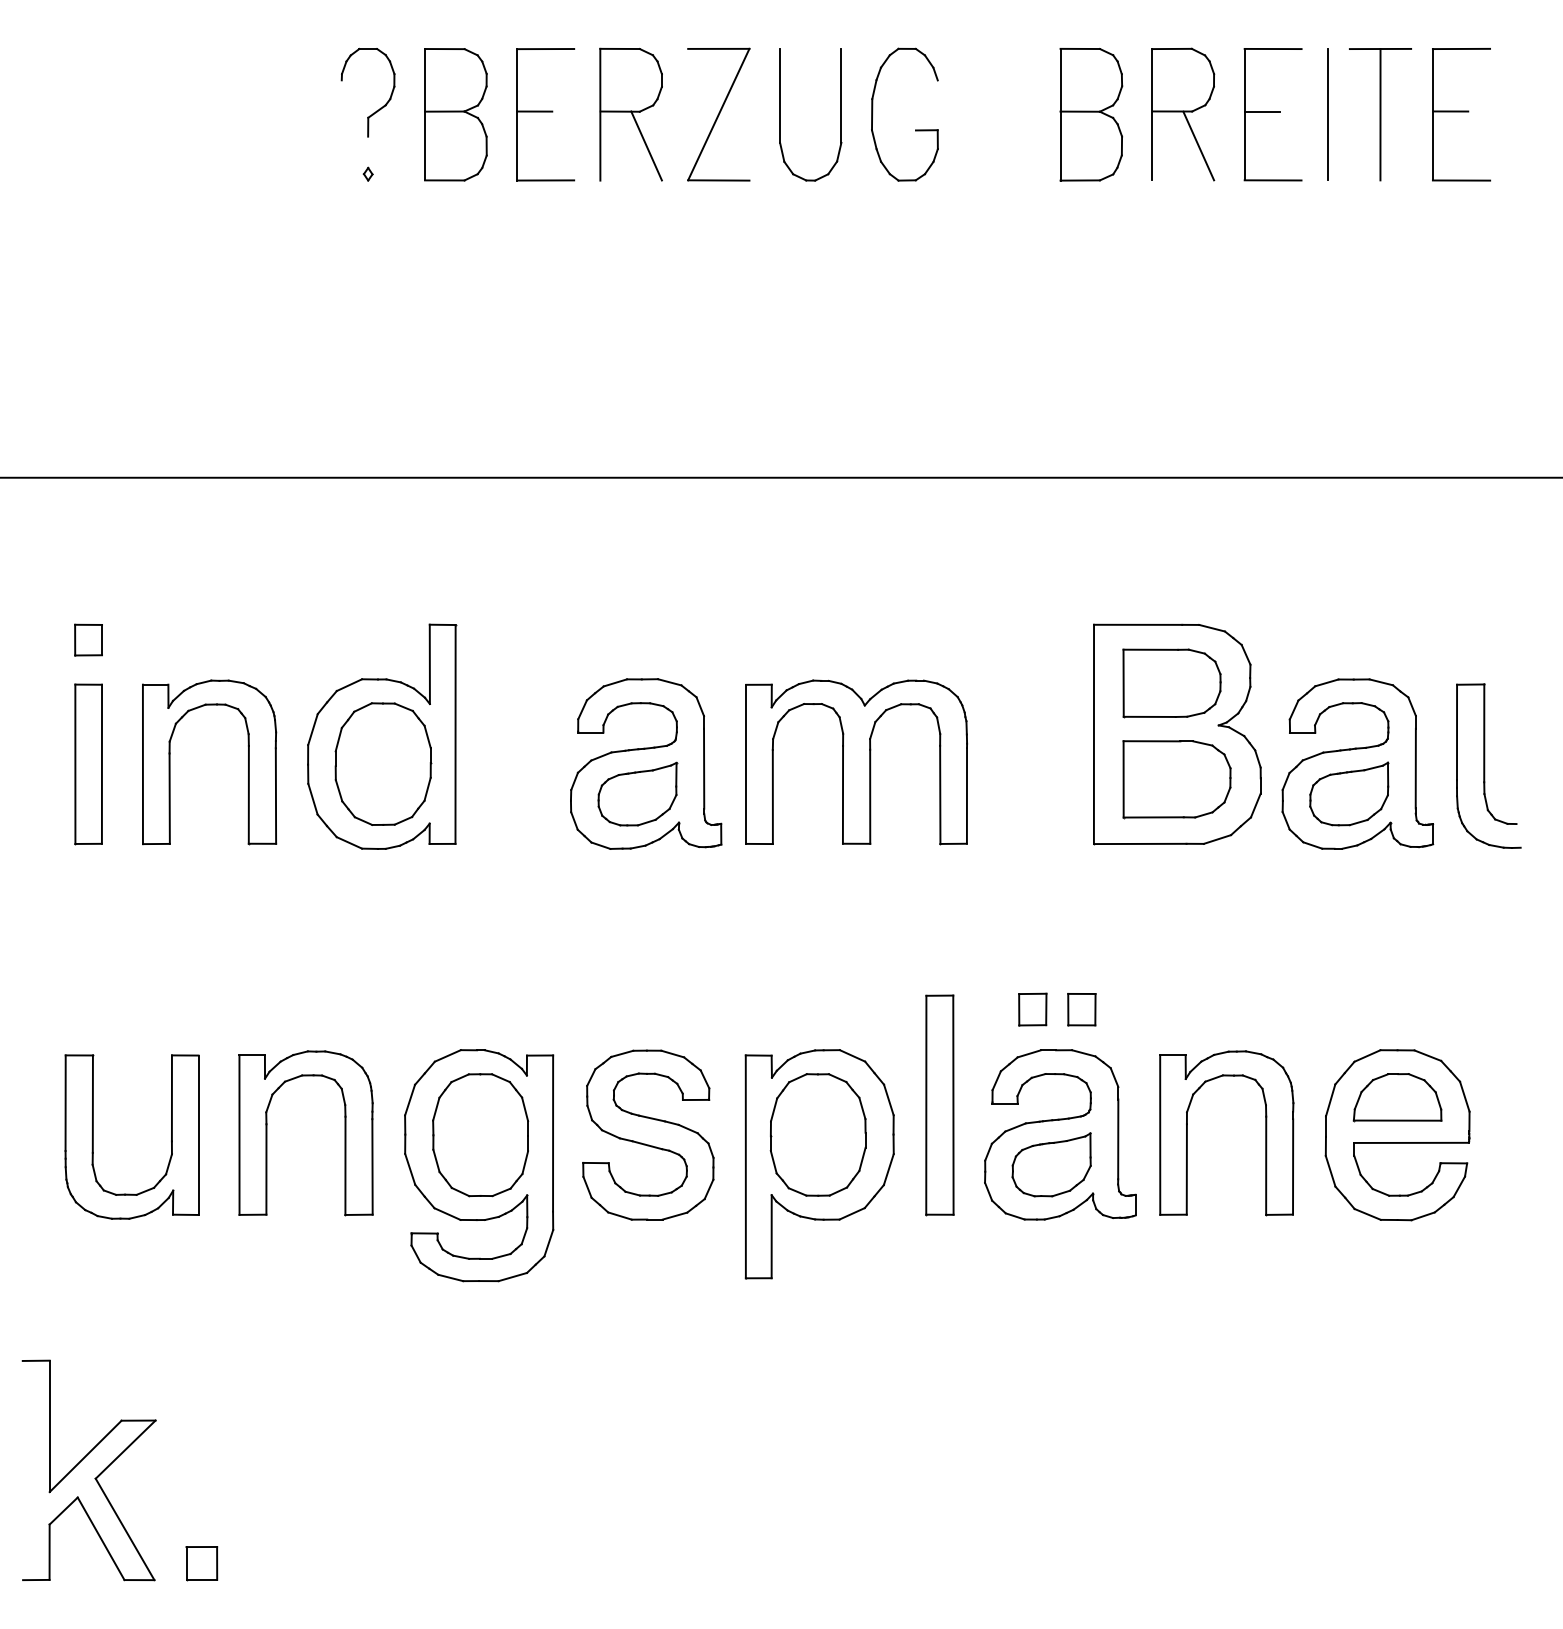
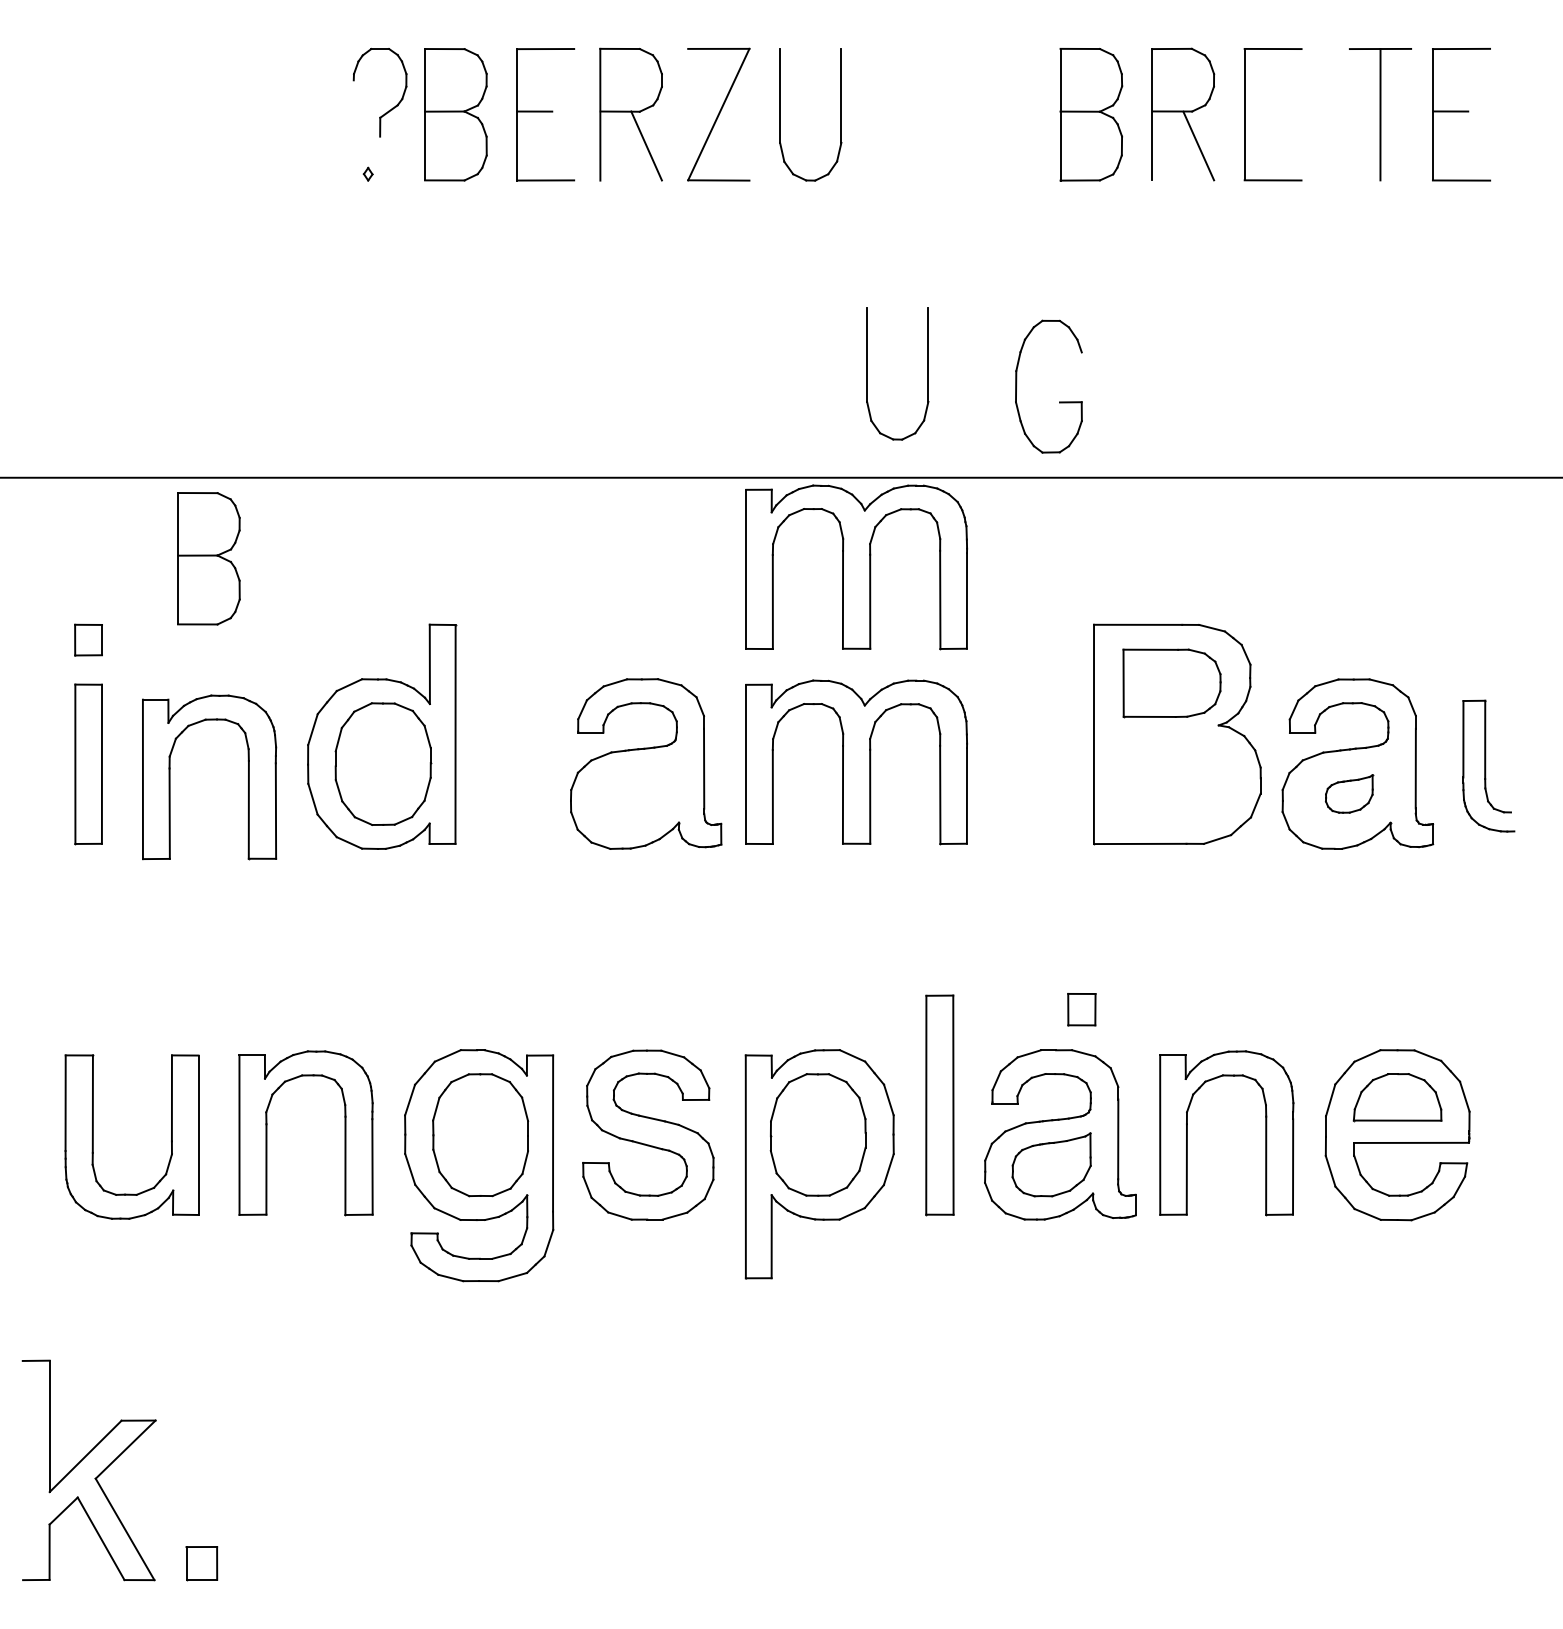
part position: (380, 107) -> (392, 107) (392, 107)
line: present -> none (1261, 111)
line: present -> none (1327, 114)
part position: (915, 129) -> (1059, 401) (1059, 401)
part: none -> present (867, 373)
part: none -> present (208, 558)
part: none -> present (856, 567)
part position: (170, 762) -> (170, 777) (170, 777)
part size: 66x166 px -> 54x134 px (1488, 765)
part: present -> none (1176, 779)
part: present -> none (637, 793)
part size: 81x66 px -> 50x40 px (1349, 793)
part: present -> none (1032, 1009)
